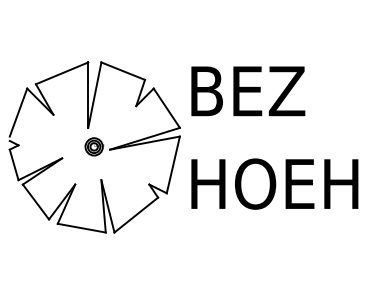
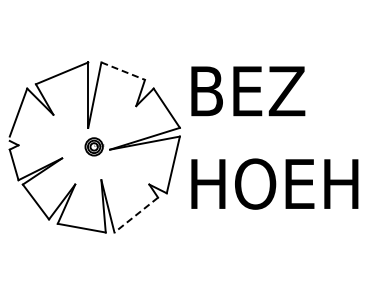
line: solid -> dashed (123, 71)
line: solid -> dashed (136, 215)
